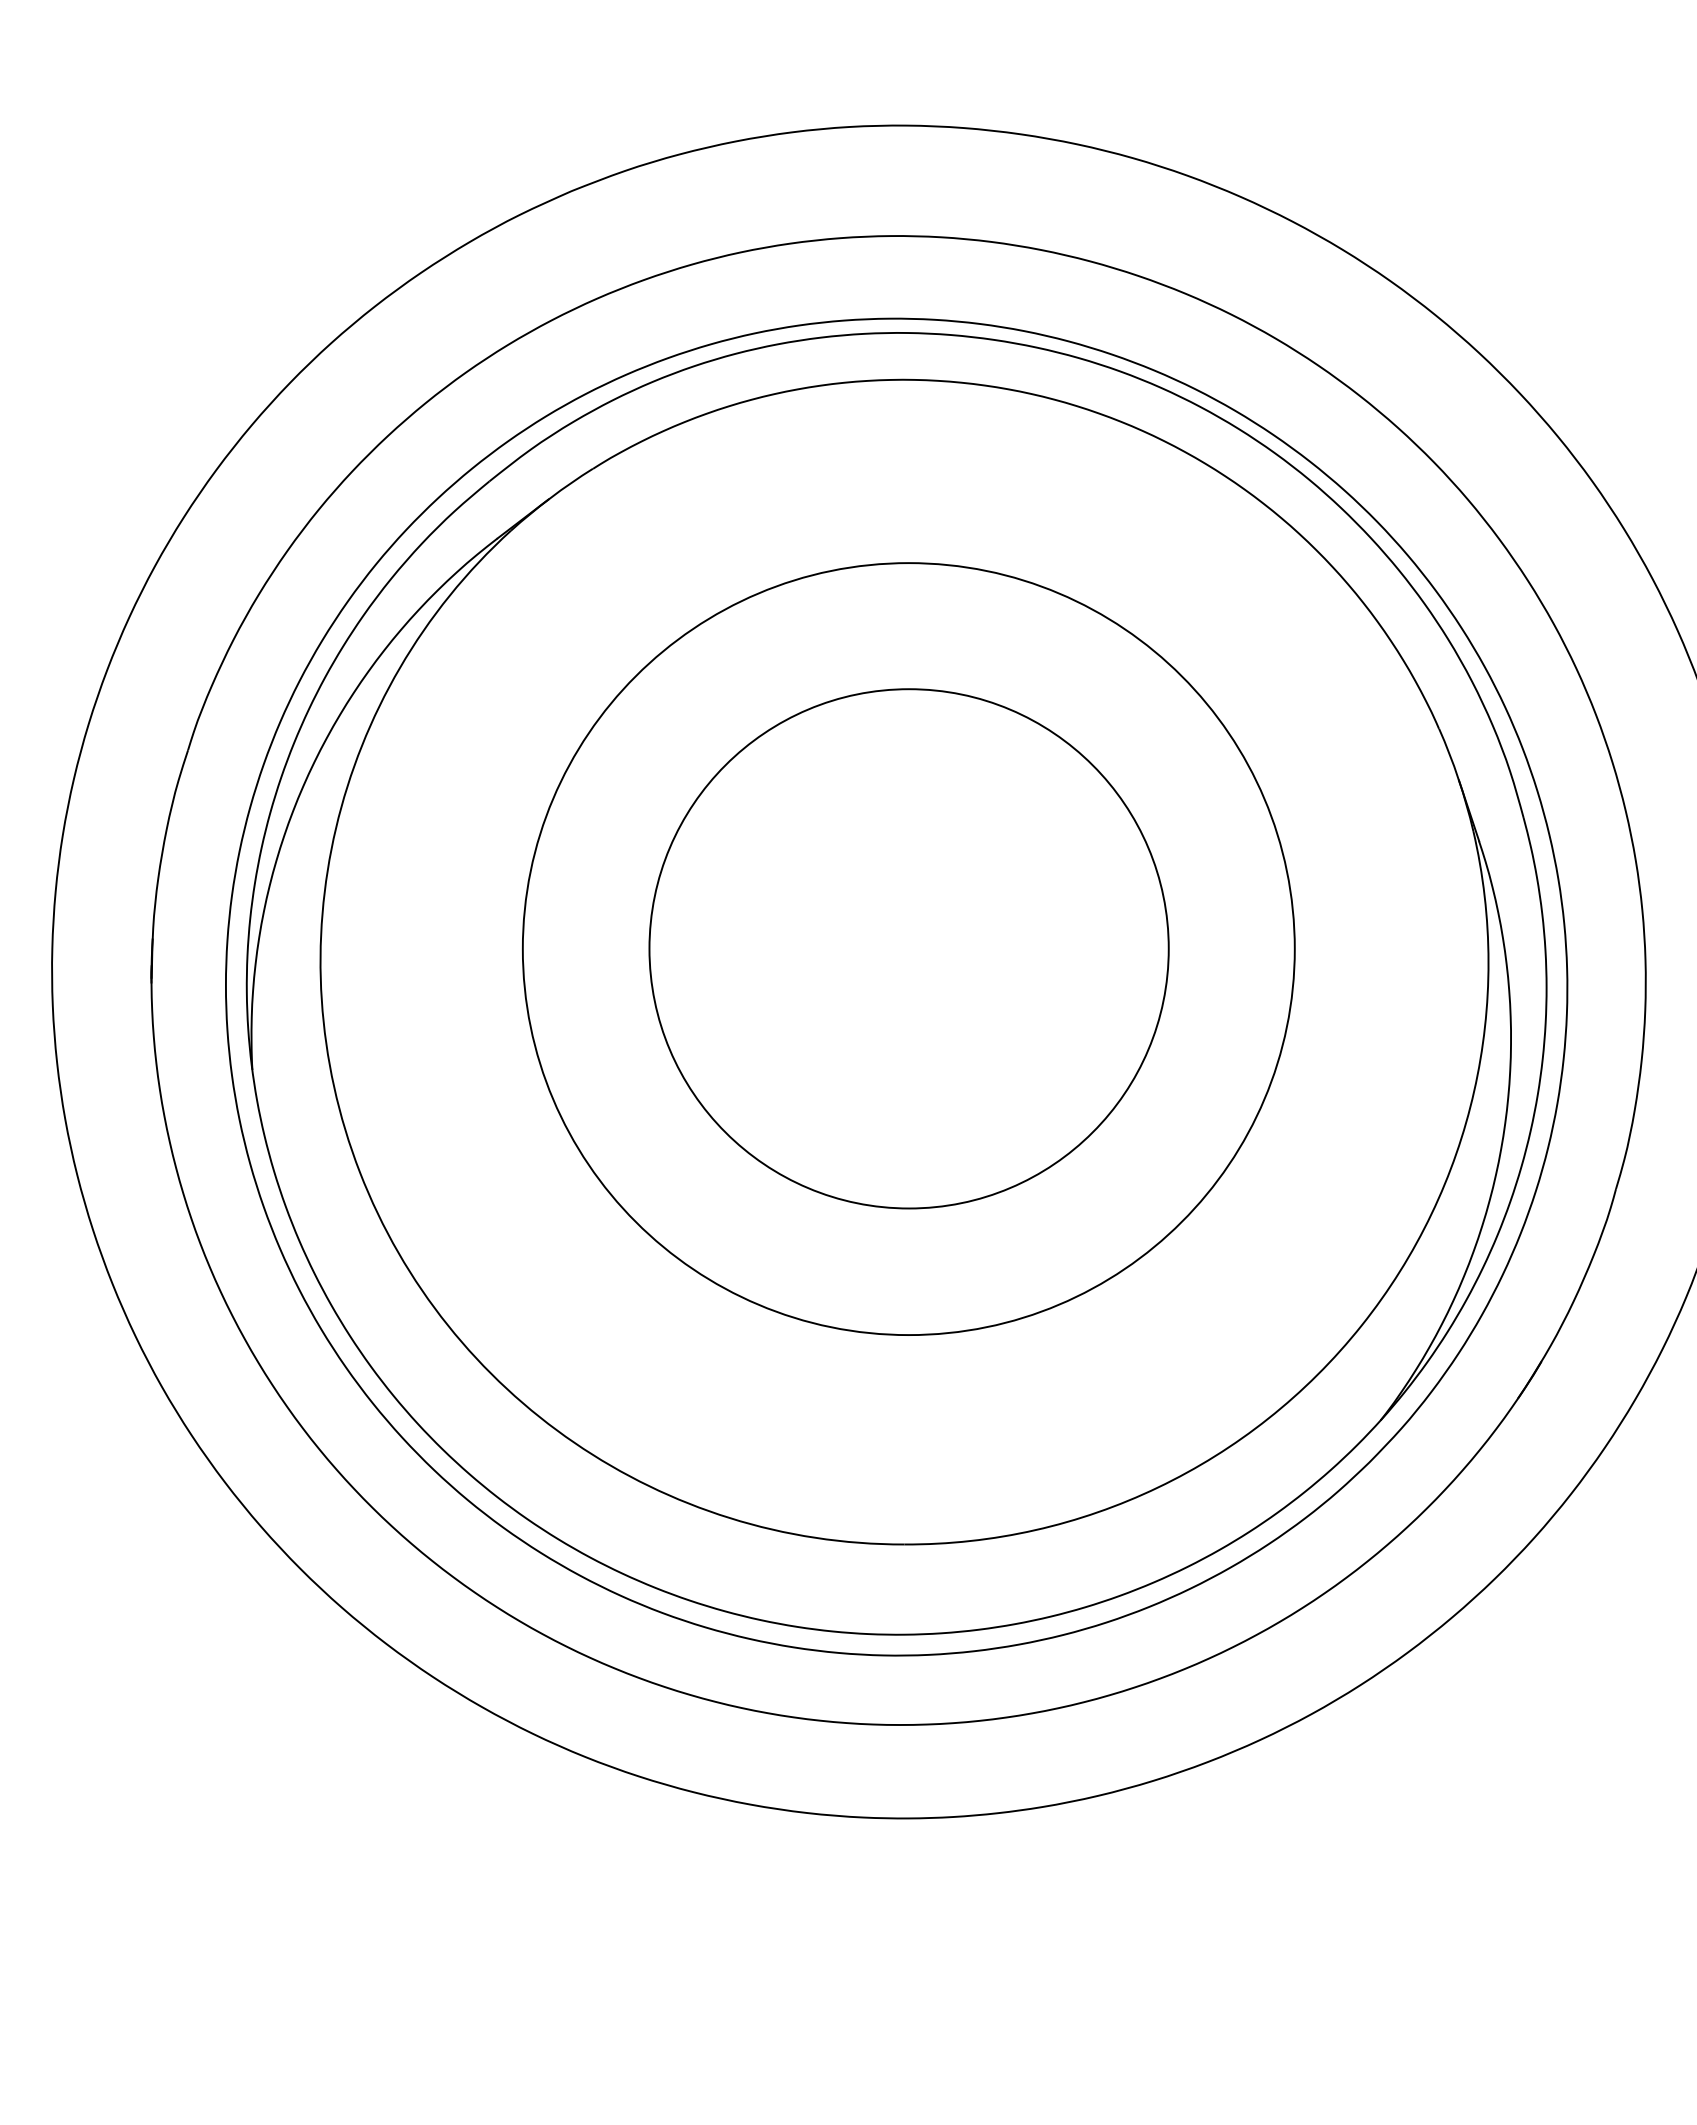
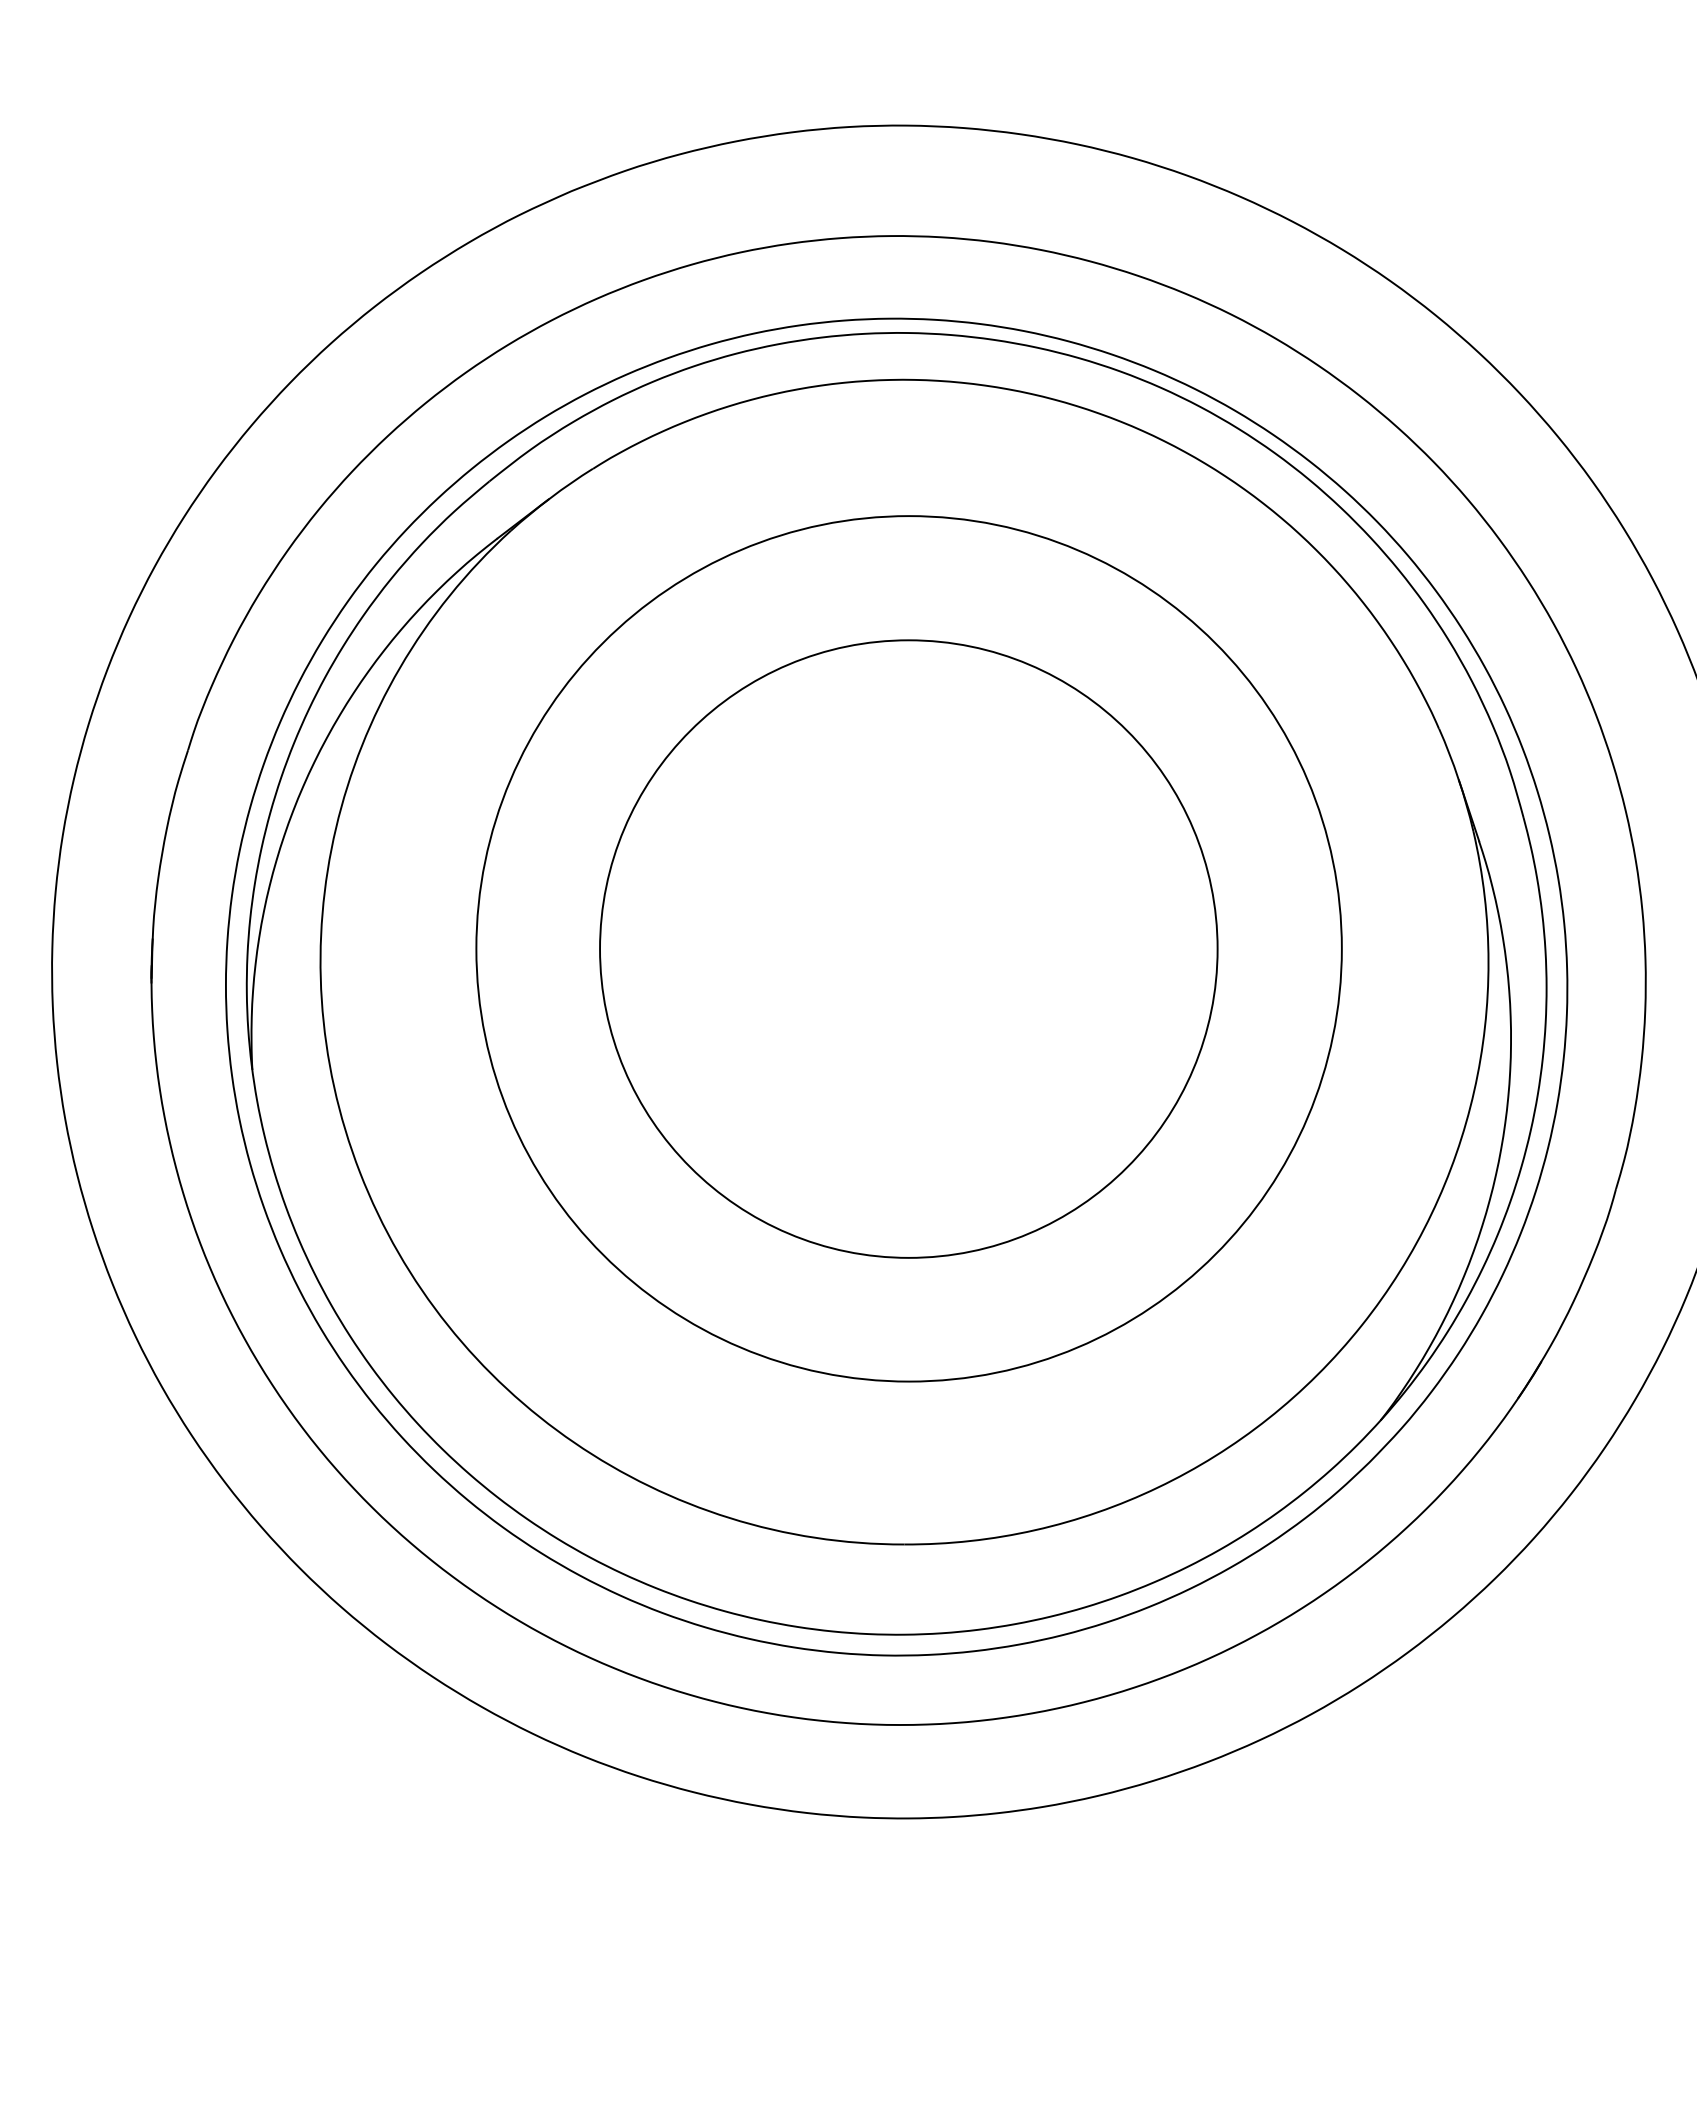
circle diameter: 519 px -> 865 px (908, 948)
circle diameter: 772 px -> 618 px (908, 948)
